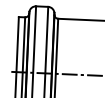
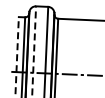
line: solid -> dashed (34, 52)
line: solid -> dashed (17, 56)
